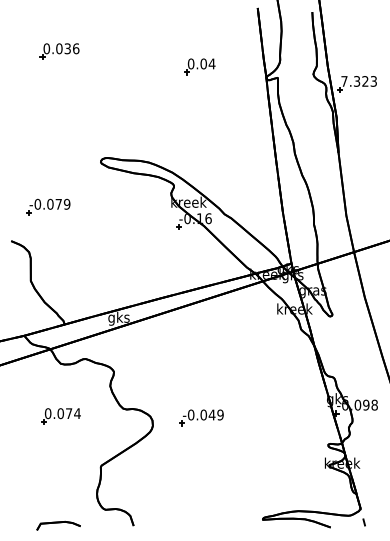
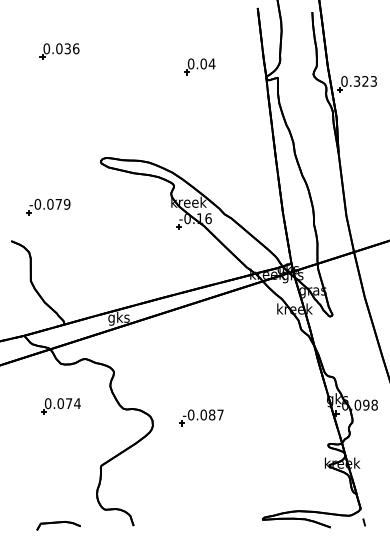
text: 7.323 -> 0.323 (344, 81)
text: -0.049 -> -0.087 (215, 414)
part position: (60, 416) -> (60, 406) (60, 406)
